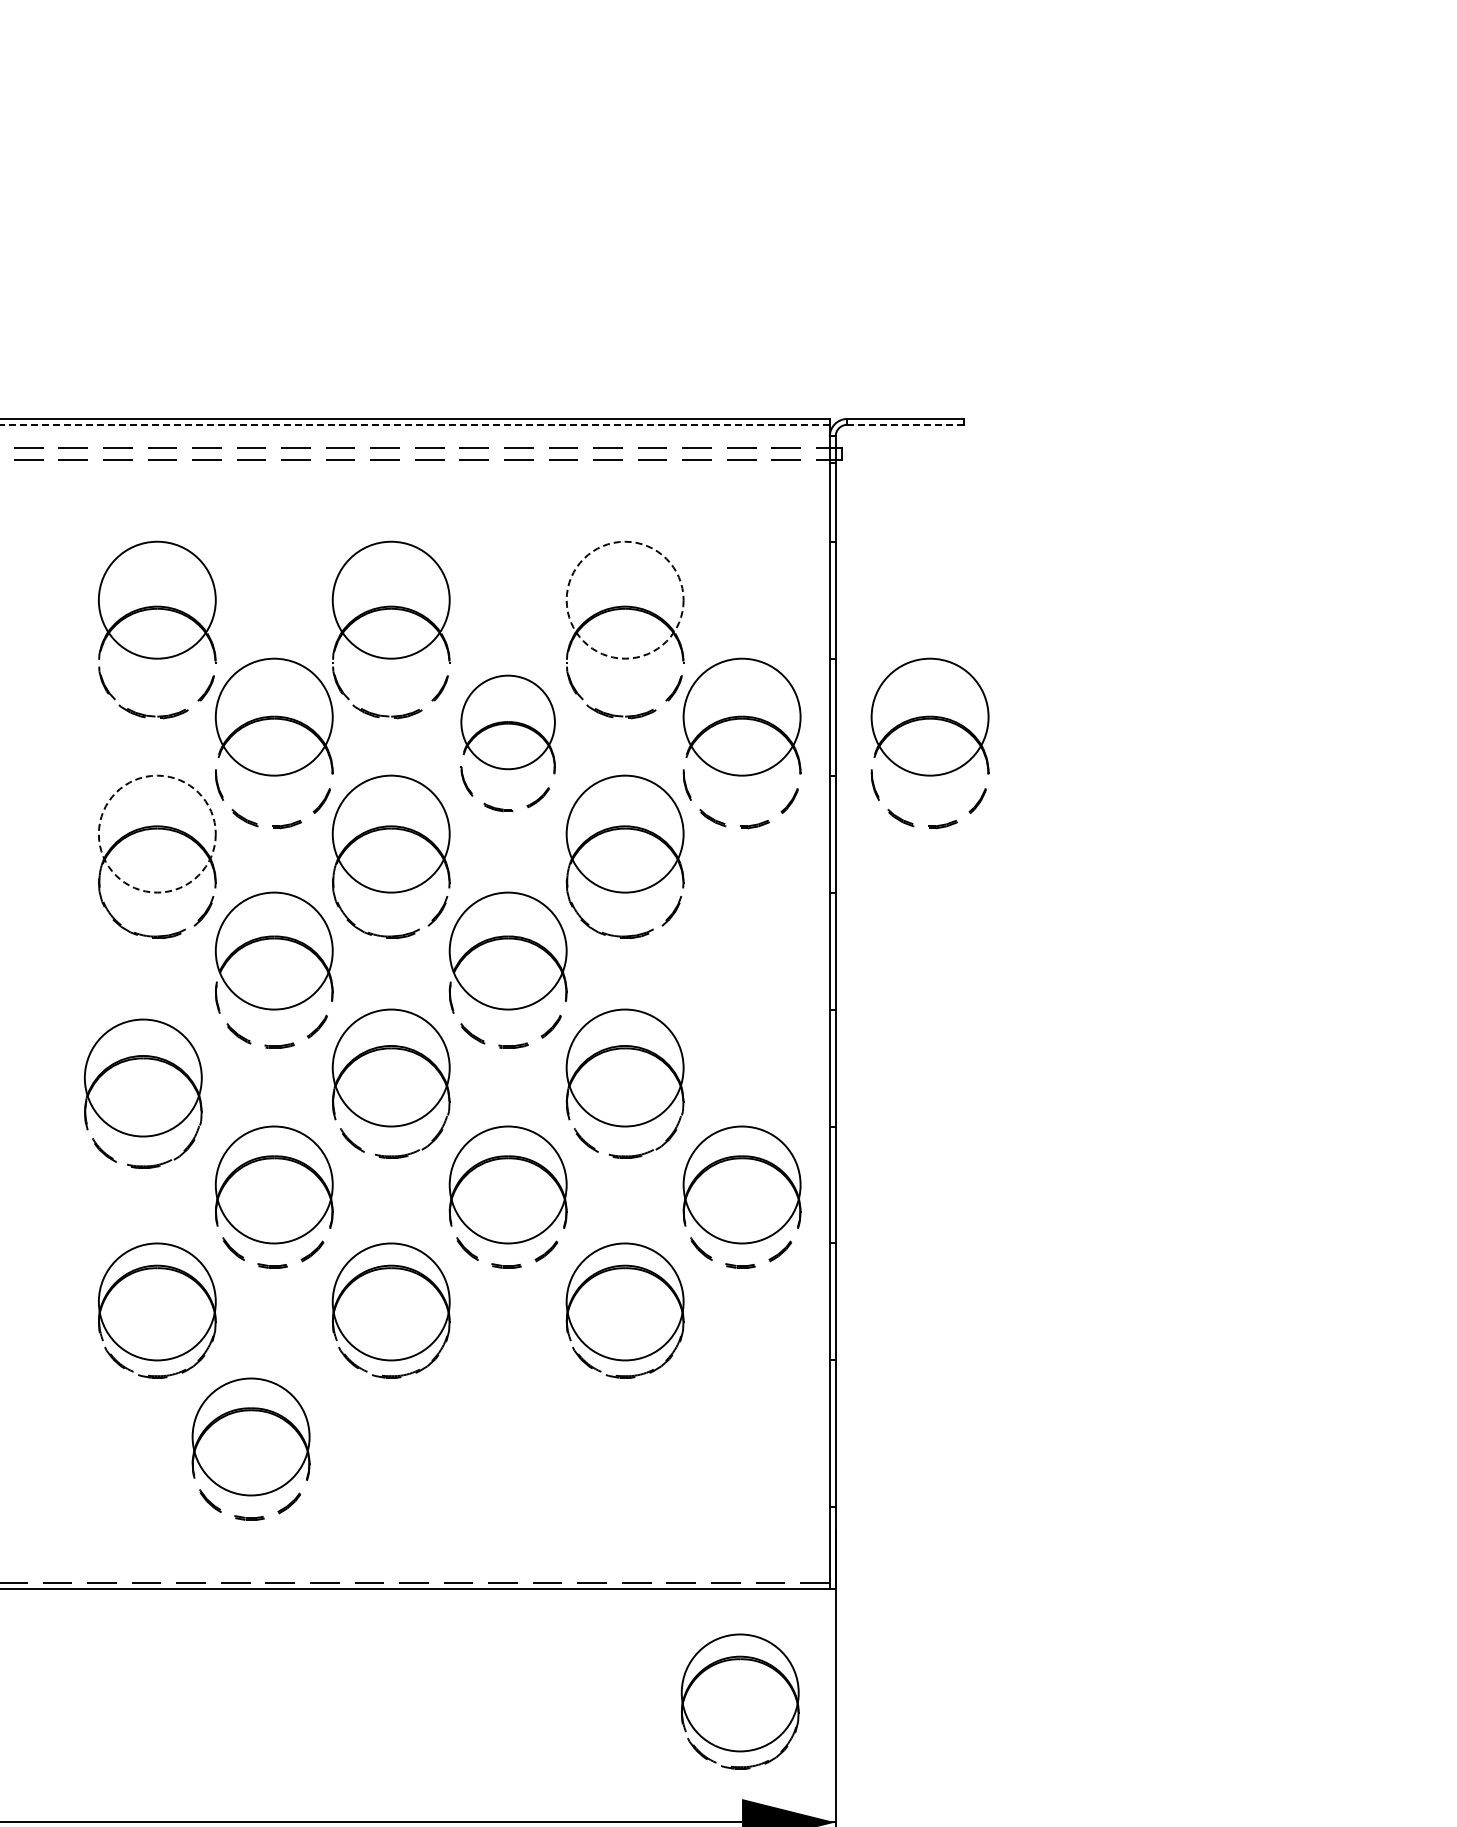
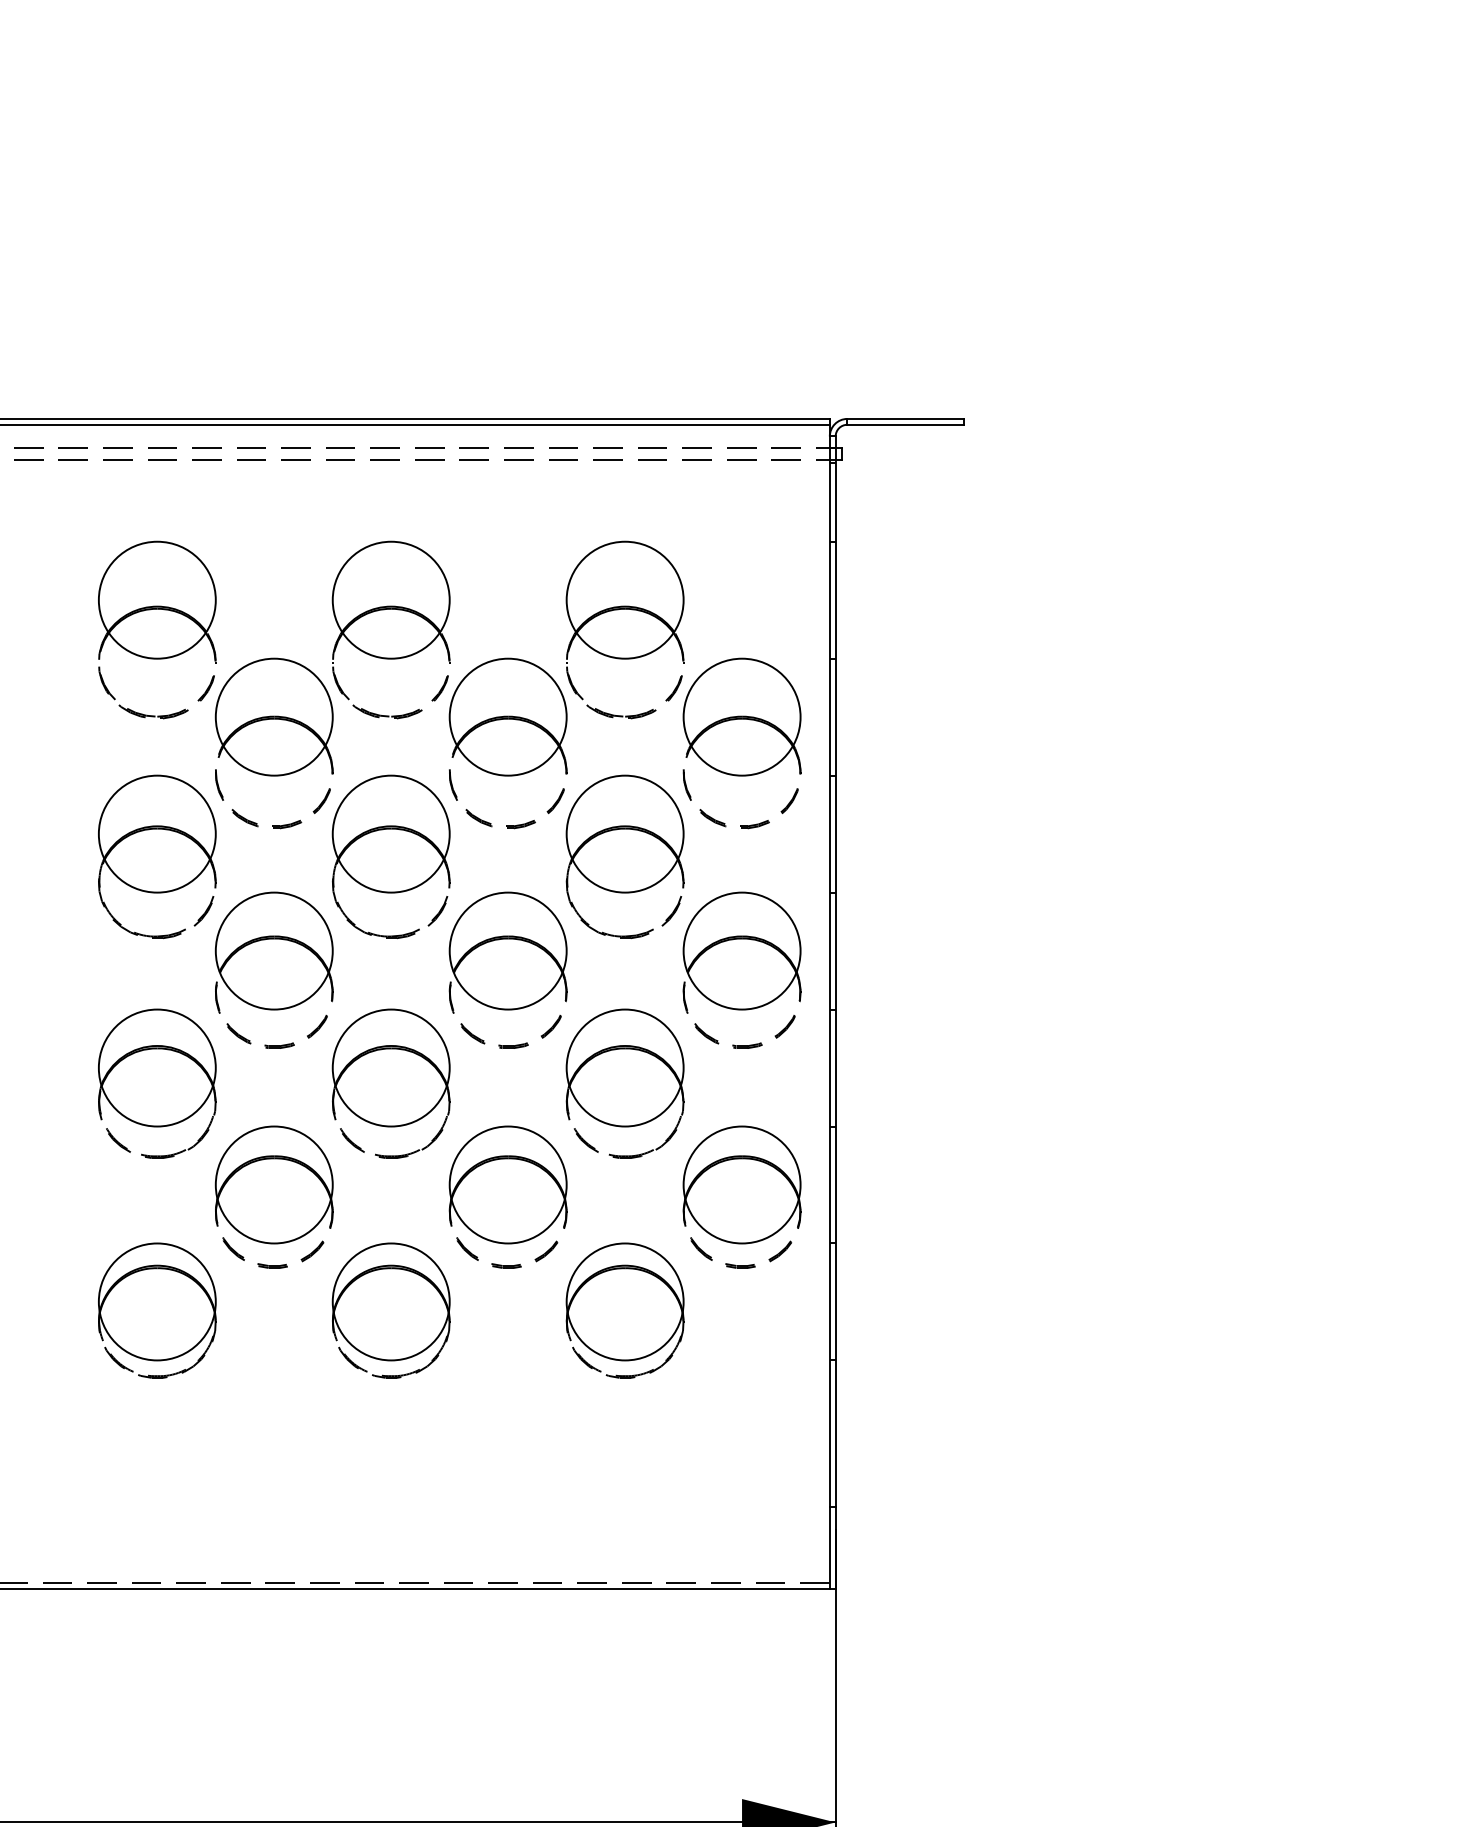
line: dashed -> solid (414, 424)
line: dashed -> solid (905, 424)
circle: dashed -> solid (624, 599)
part size: 96x139 px -> 120x173 px (507, 743)
part: present -> none (929, 743)
circle: dashed -> solid (156, 833)
part: none -> present (741, 969)
part position: (143, 1093) -> (157, 1083) (157, 1083)
part: present -> none (250, 1448)
part: present -> none (739, 1701)
